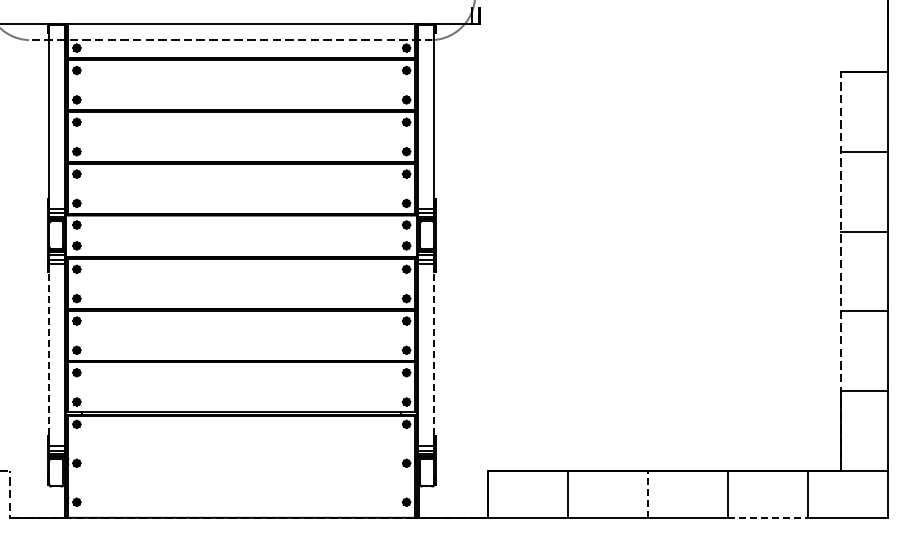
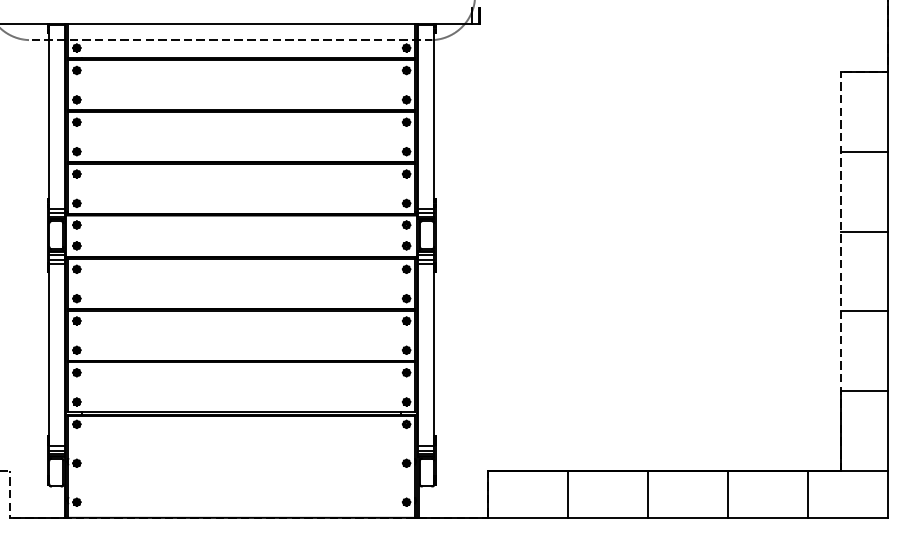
line: dashed -> solid (49, 355)
line: dashed -> solid (434, 355)
line: dashed -> solid (648, 493)
line: dashed -> solid (767, 517)
